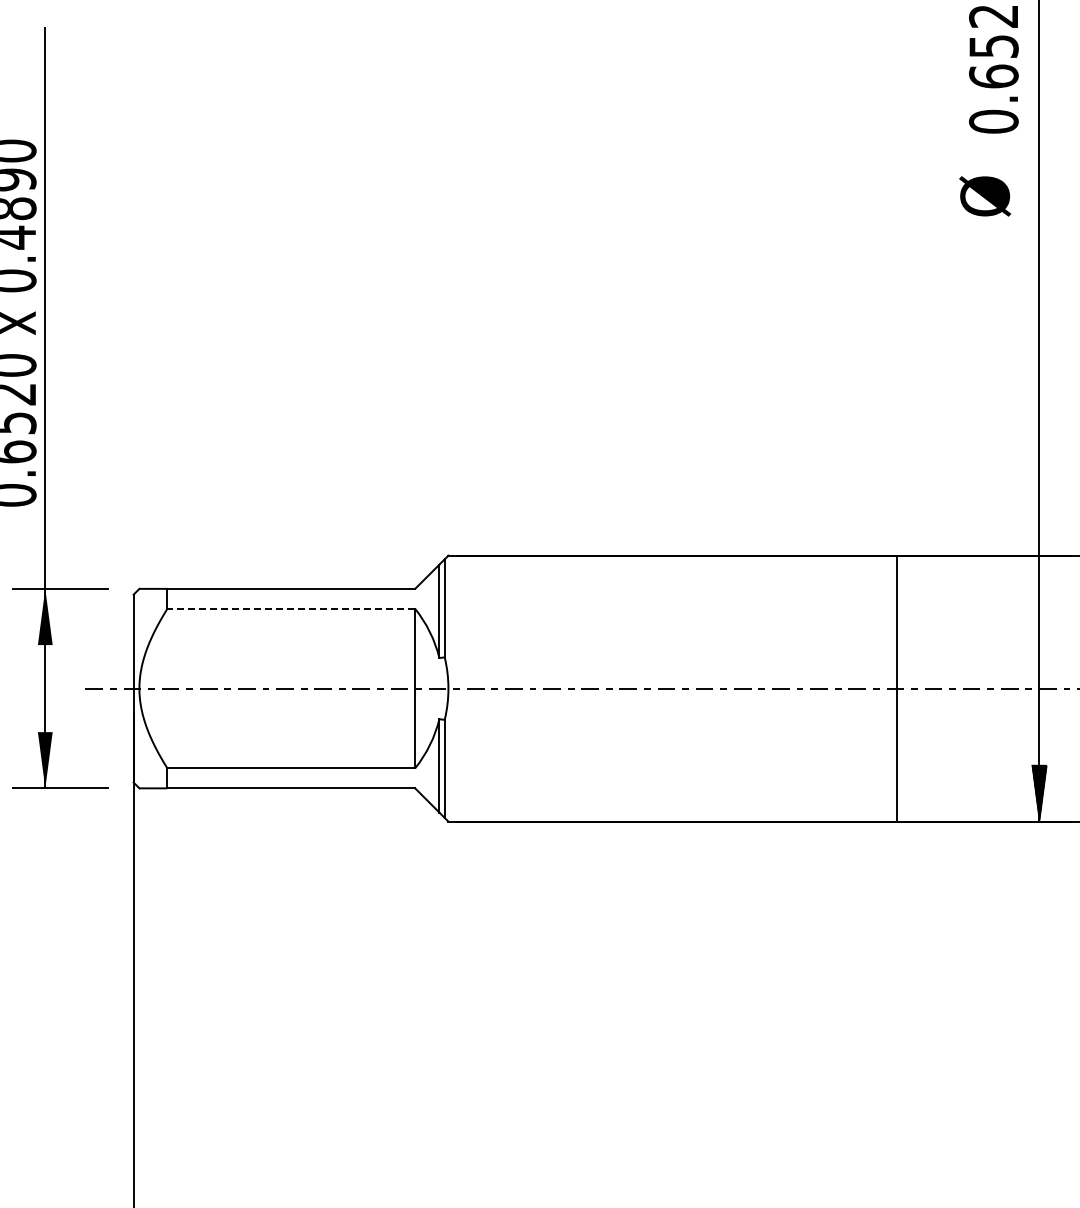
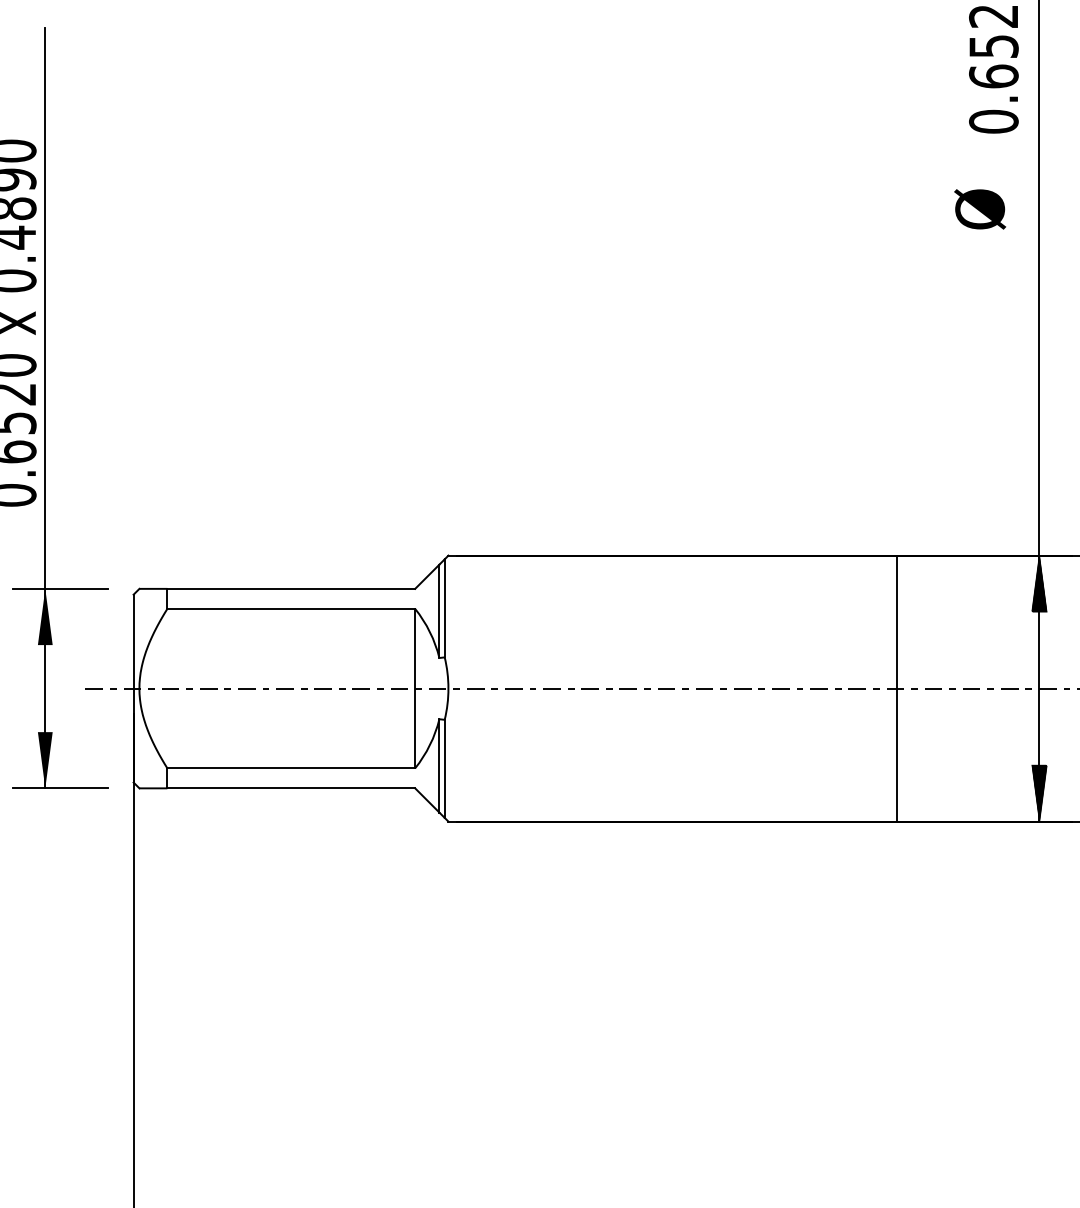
text position: (985, 196) -> (980, 209) (980, 209)
hatch: none -> present (1039, 583)
line: dashed -> solid (291, 608)
